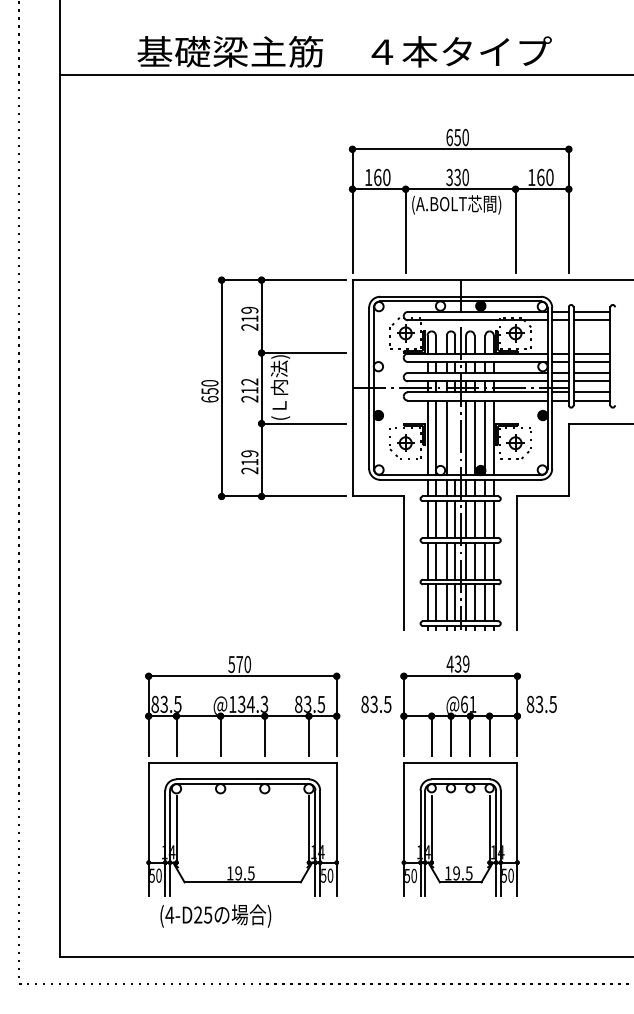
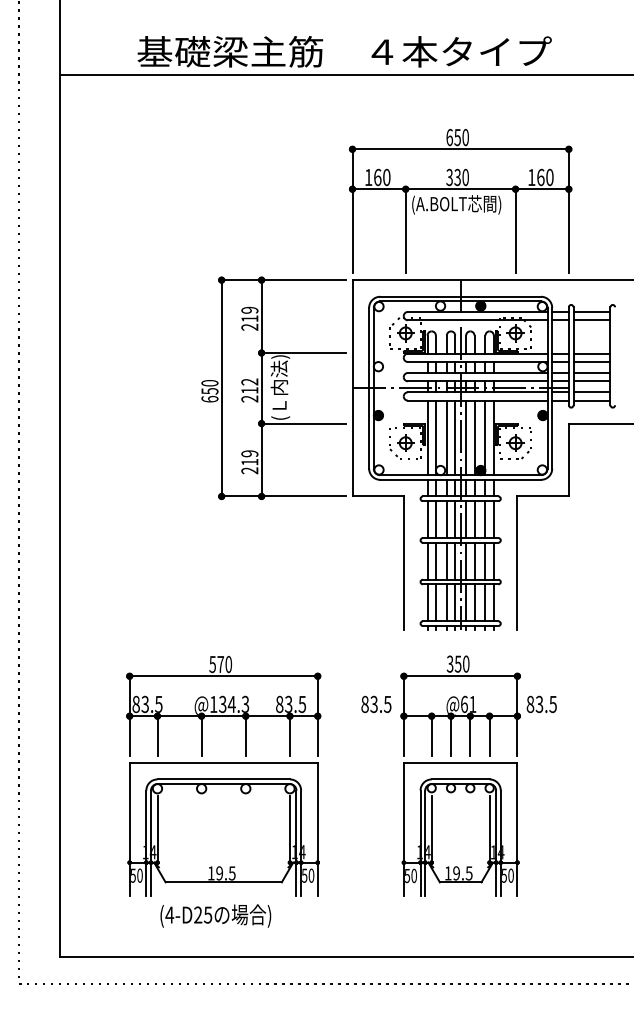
line: none -> present (455, 437)
text: 439 -> 350 (457, 663)
part position: (242, 775) -> (223, 775) (223, 775)
